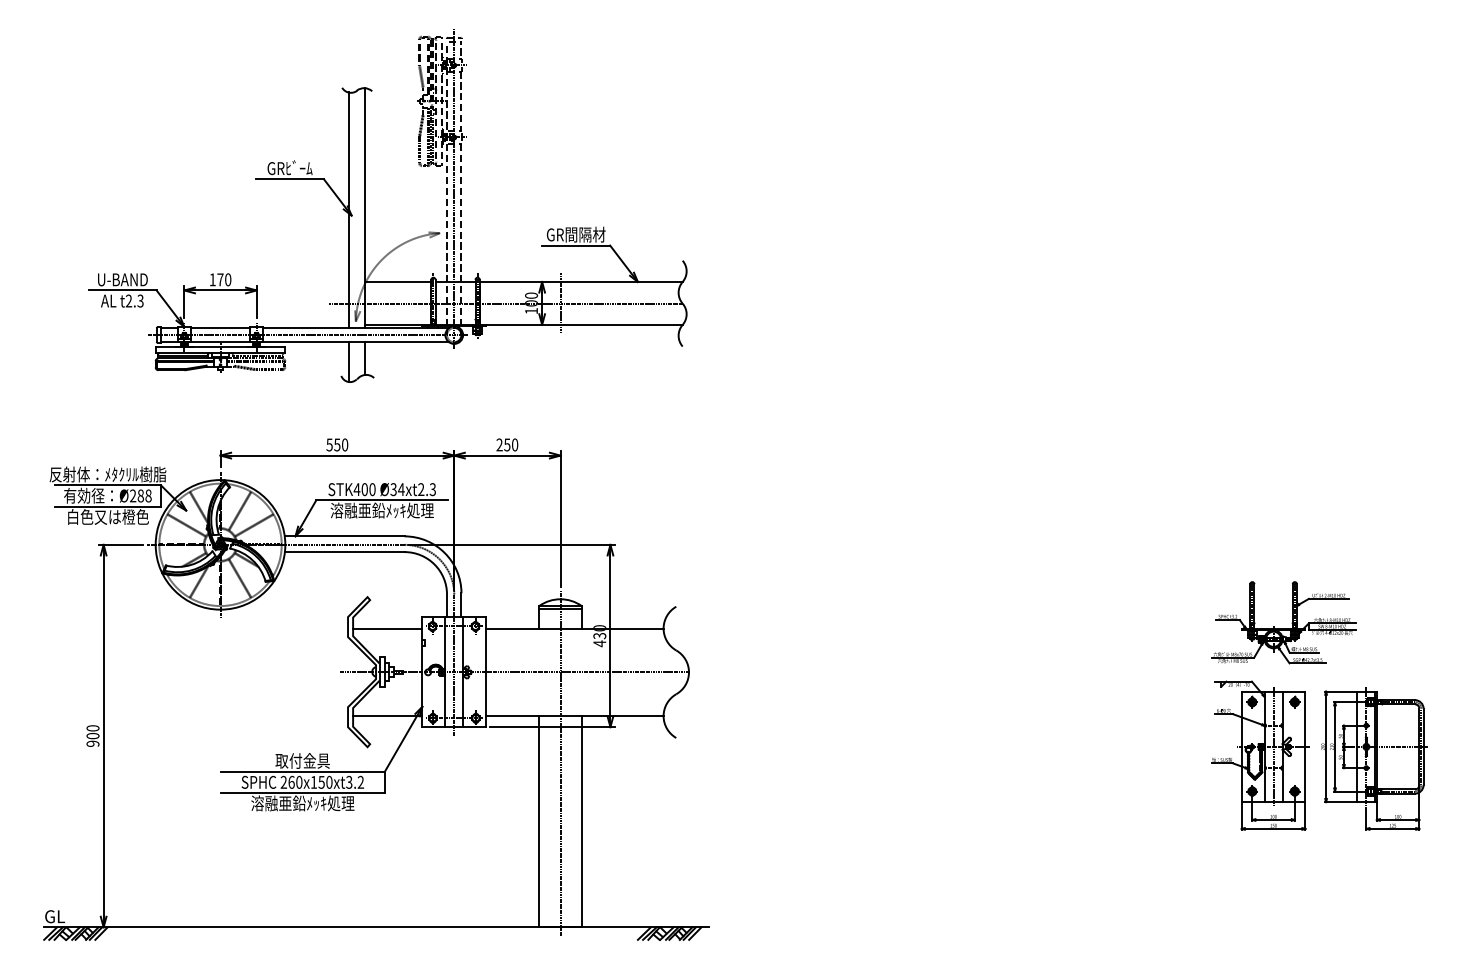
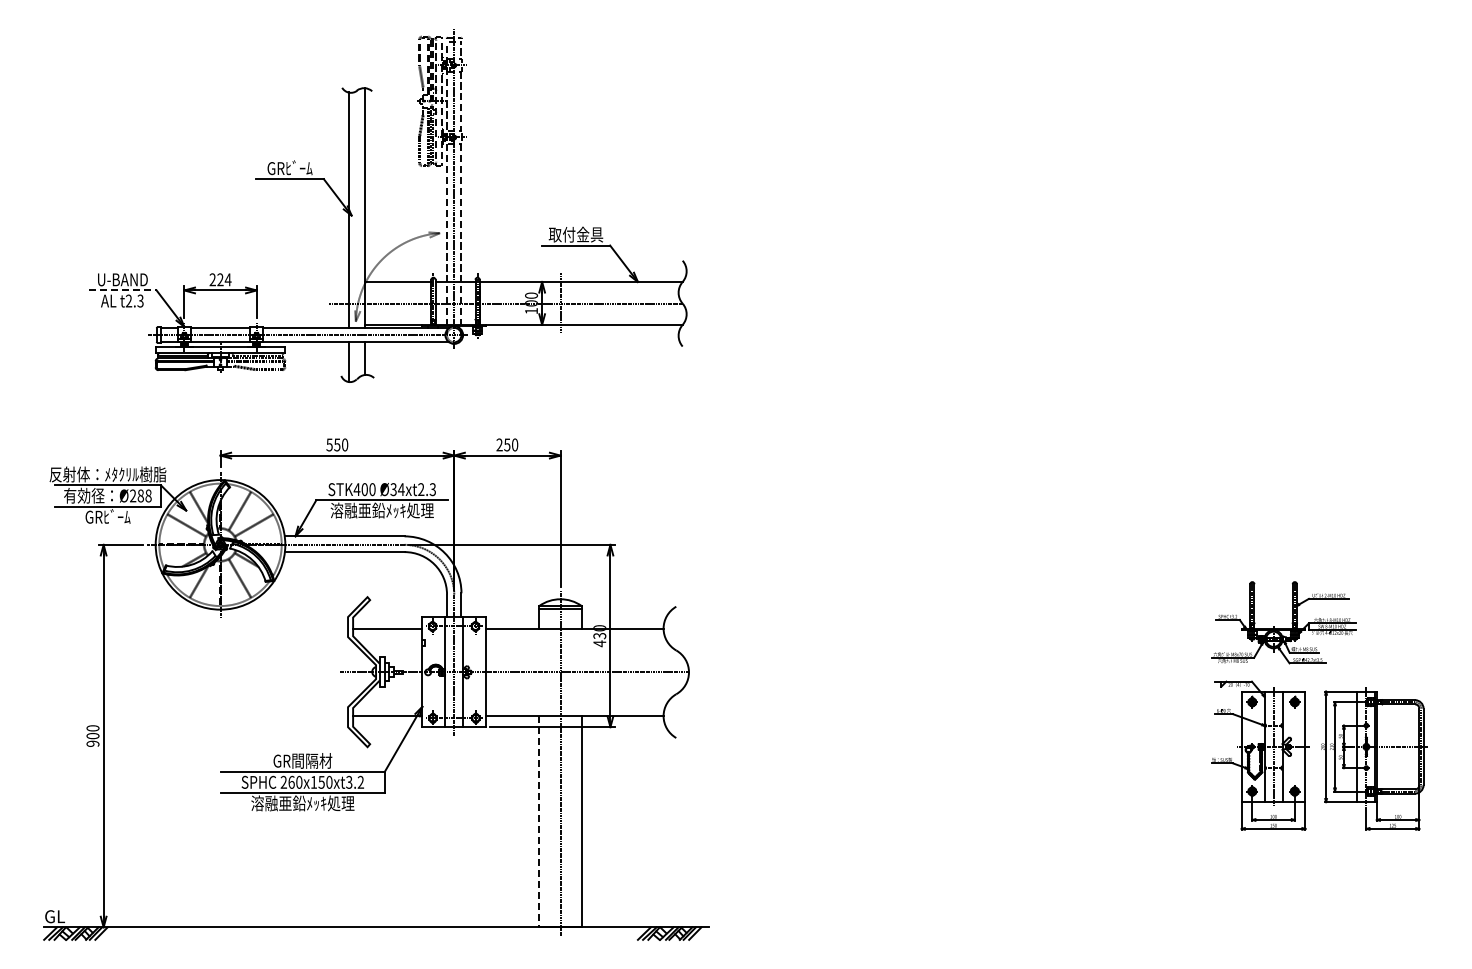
text: GR間隔材 -> 取付金具 (575, 234)
text: 170 -> 224 (220, 279)
line: solid -> dashed (122, 290)
text: 白色又は橙色 -> GRﾋﾞｰﾑ (108, 516)
text: 取付金具 -> GR間隔材 (302, 760)
line: solid -> dashed (539, 821)
